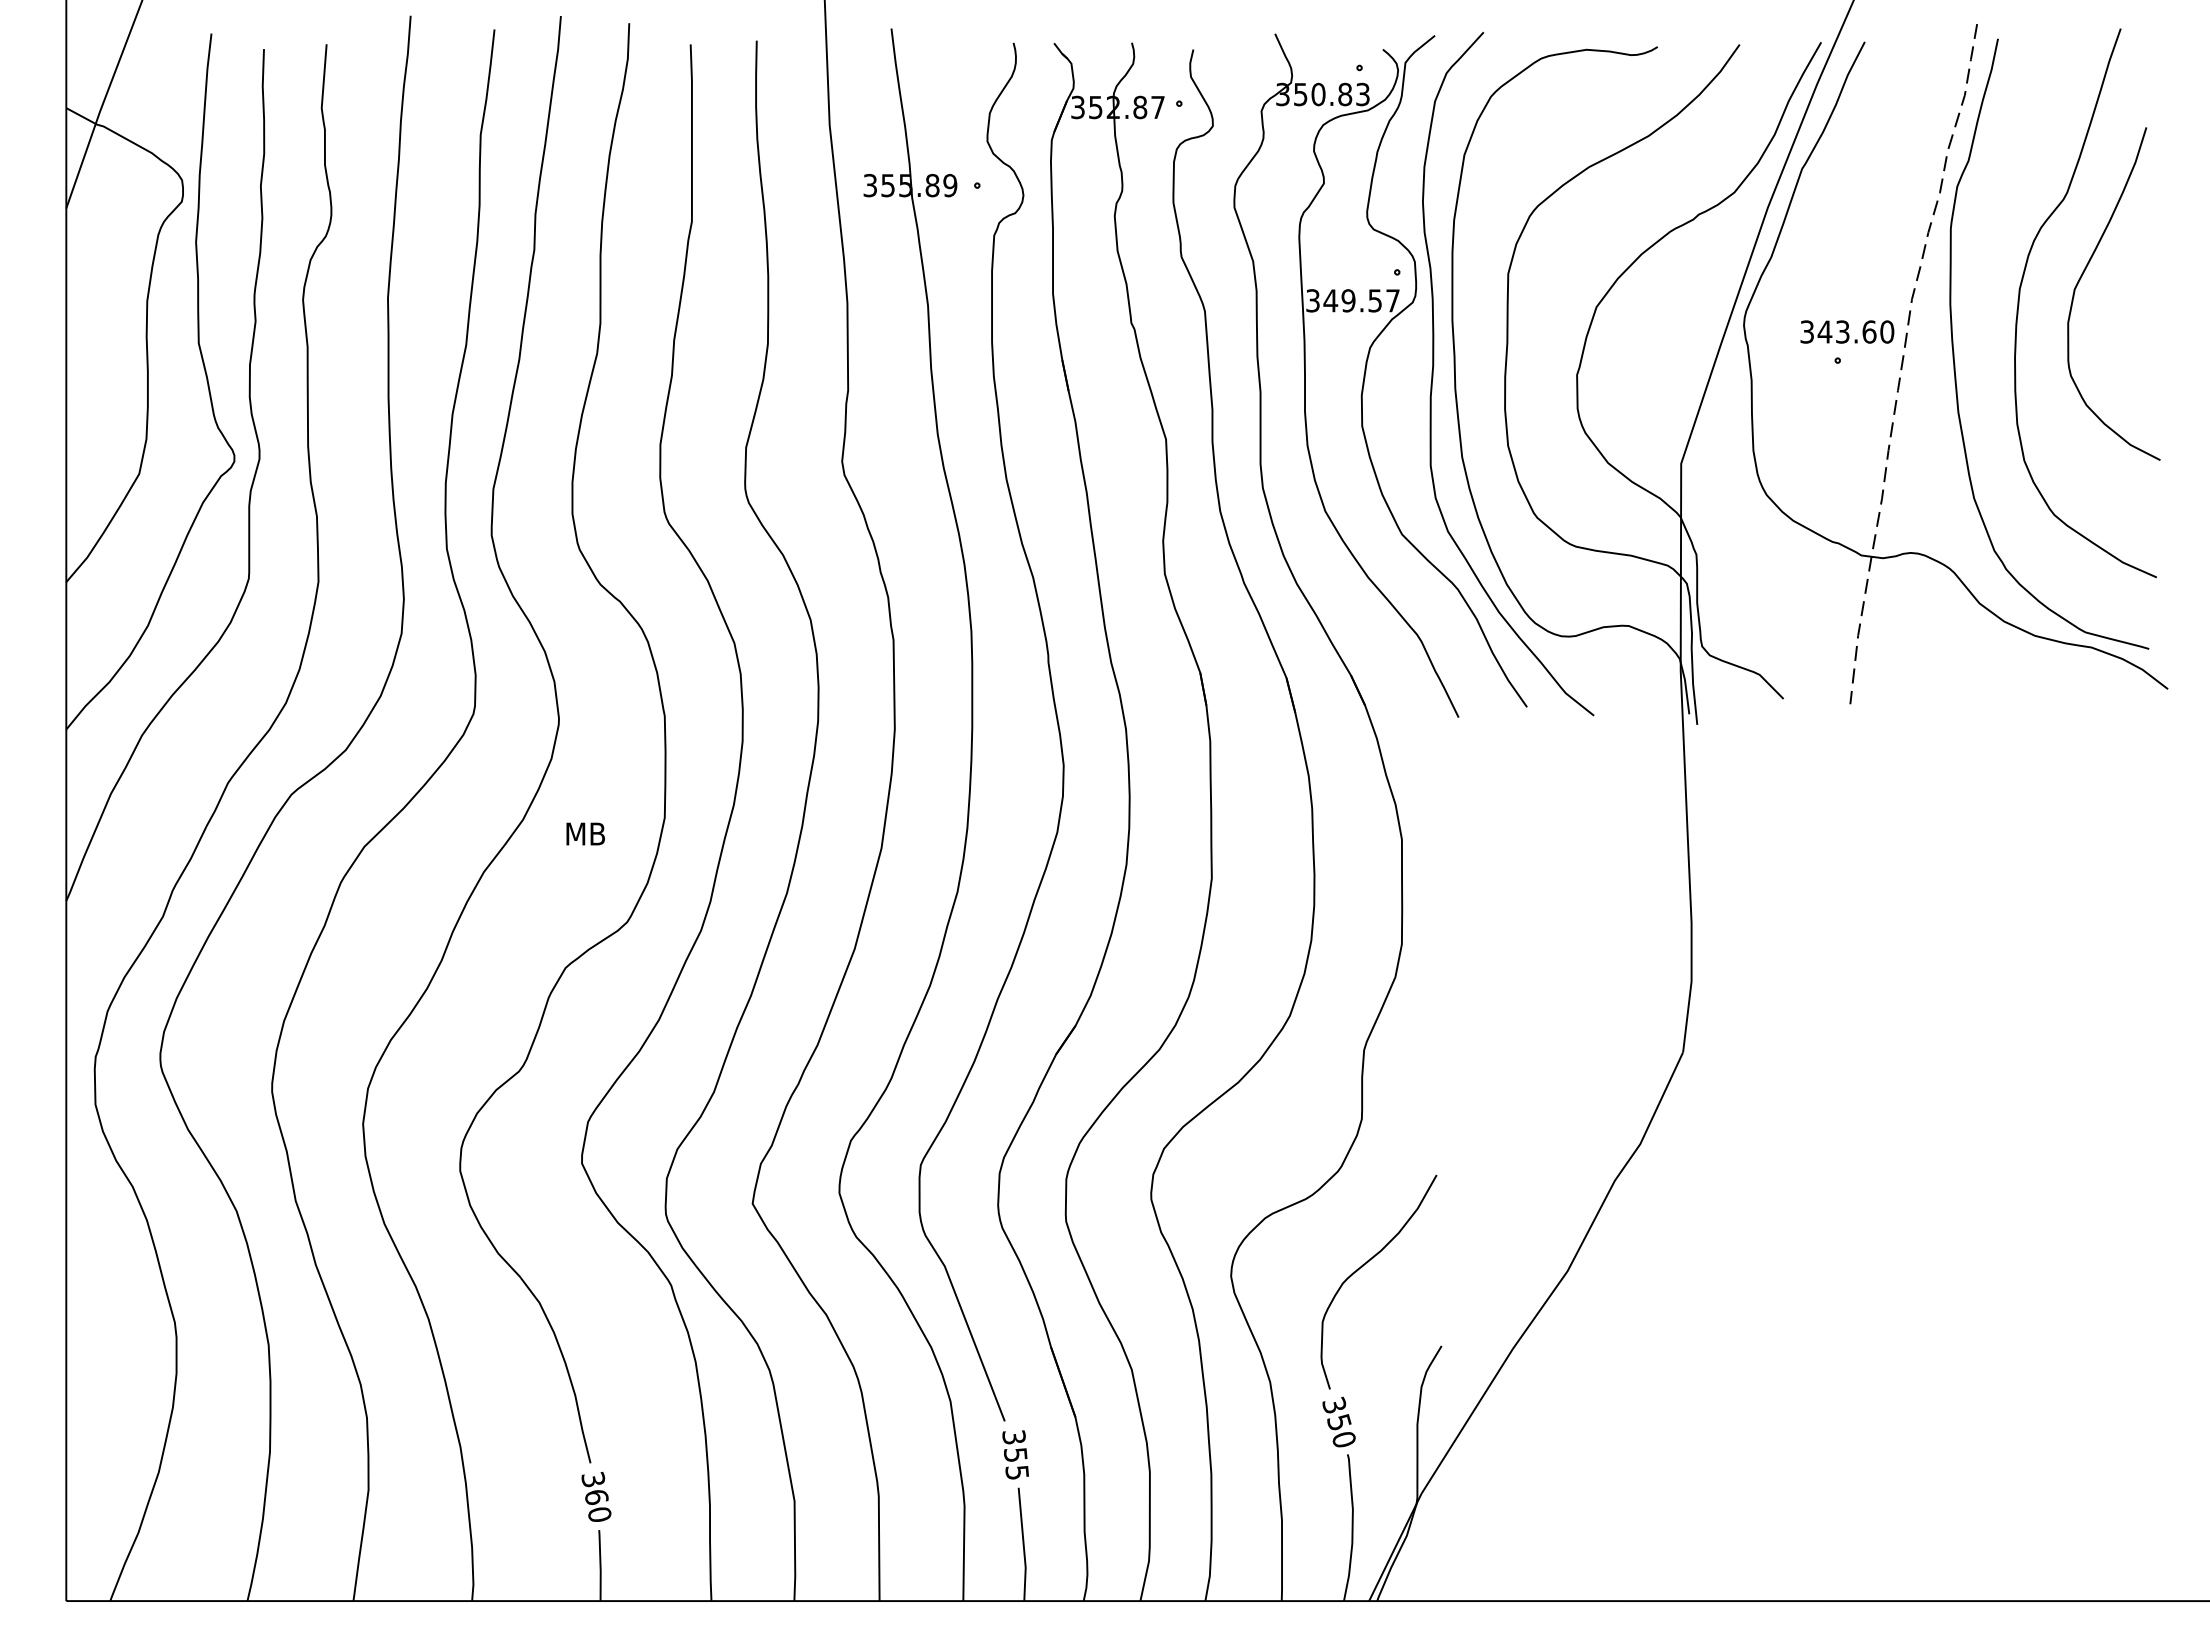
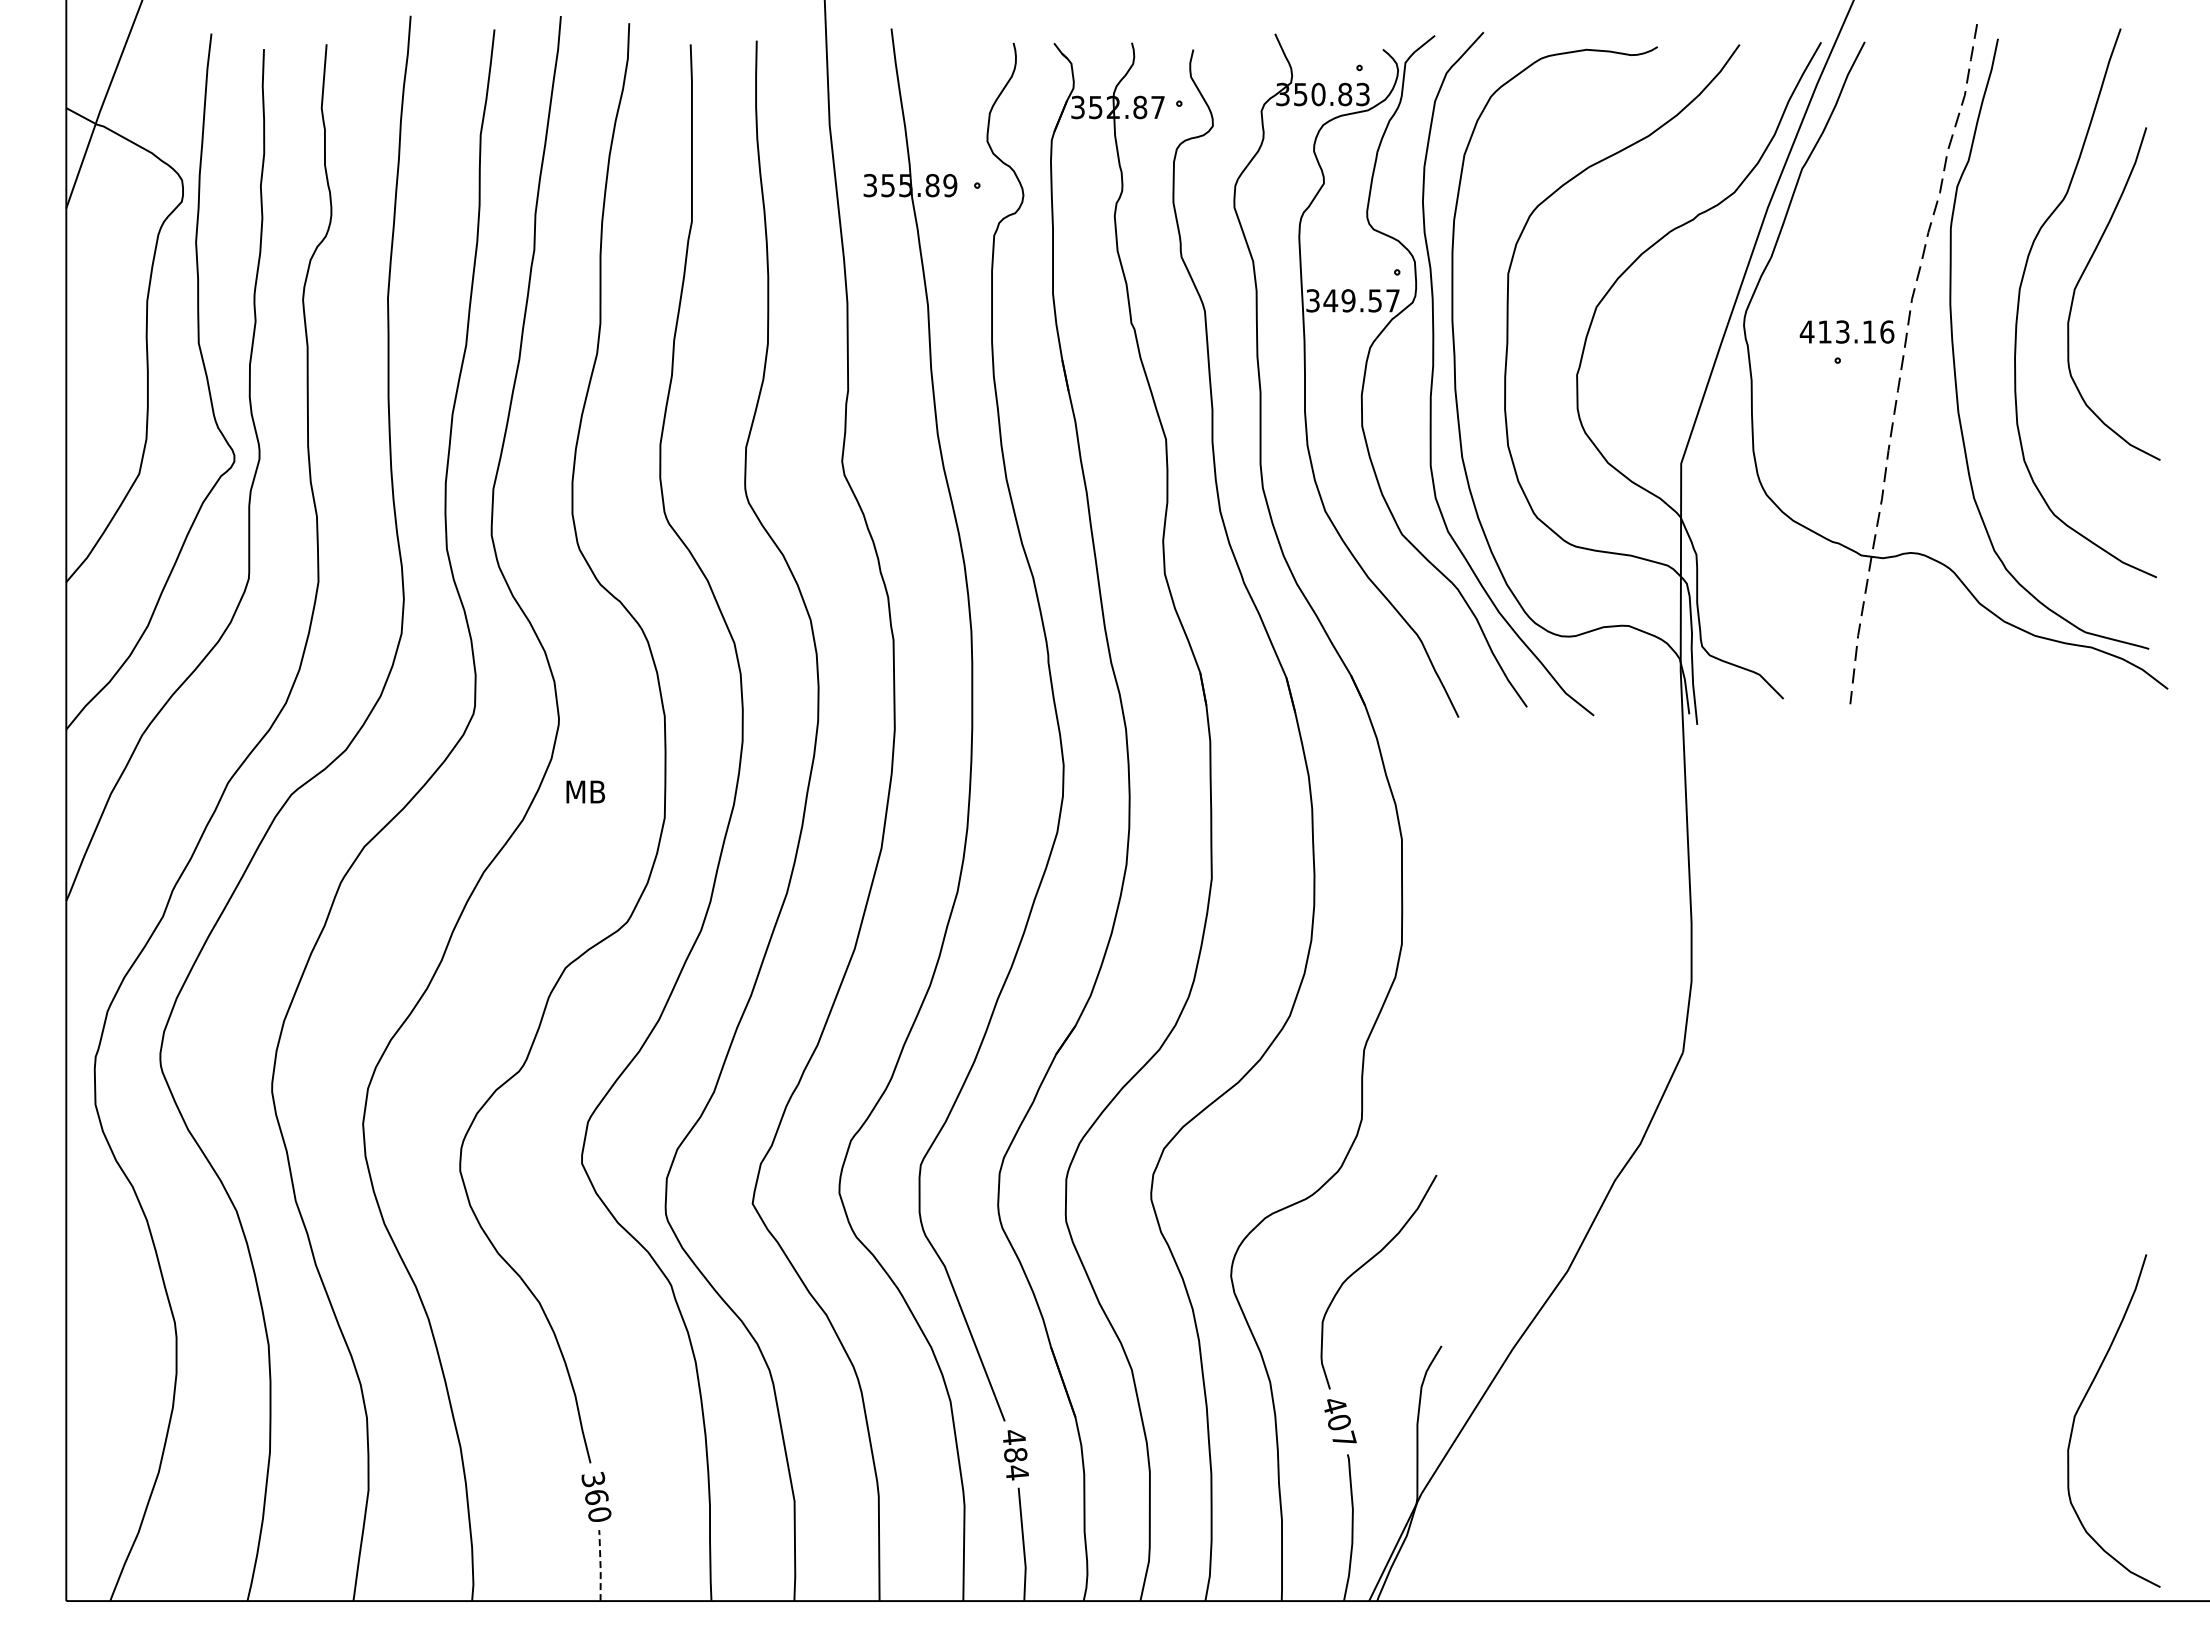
text: 343.60 -> 413.16 (1846, 331)
text position: (585, 833) -> (585, 791) (585, 791)
curve: none -> present (2081, 1405)
text: 350 -> 407 (1339, 1421)
text: 355 -> 484 (1015, 1455)
line: solid -> dashed (600, 1565)
